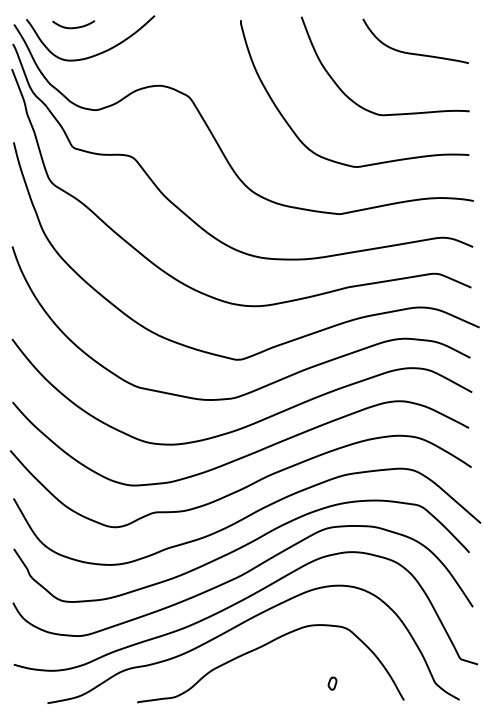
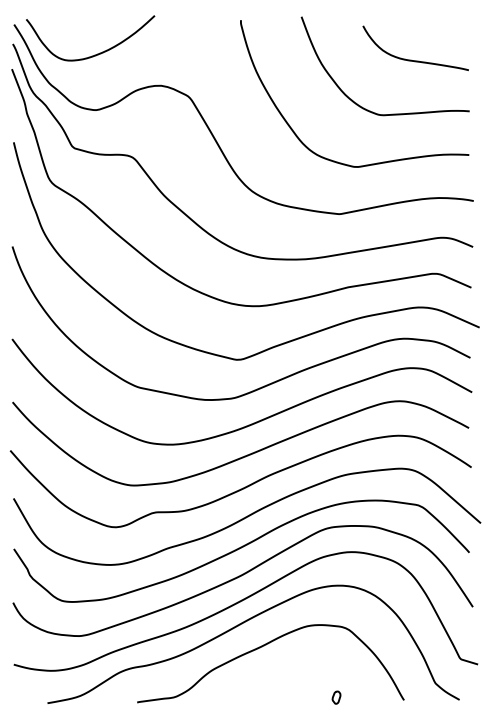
curve: present -> none (73, 27)
curve position: (411, 52) -> (411, 59) (411, 59)
part position: (332, 683) -> (336, 697) (336, 697)
